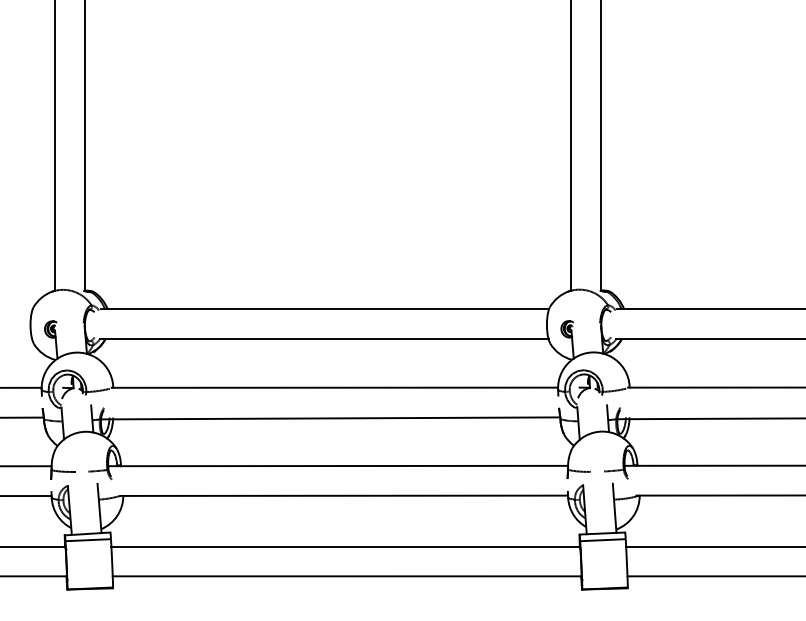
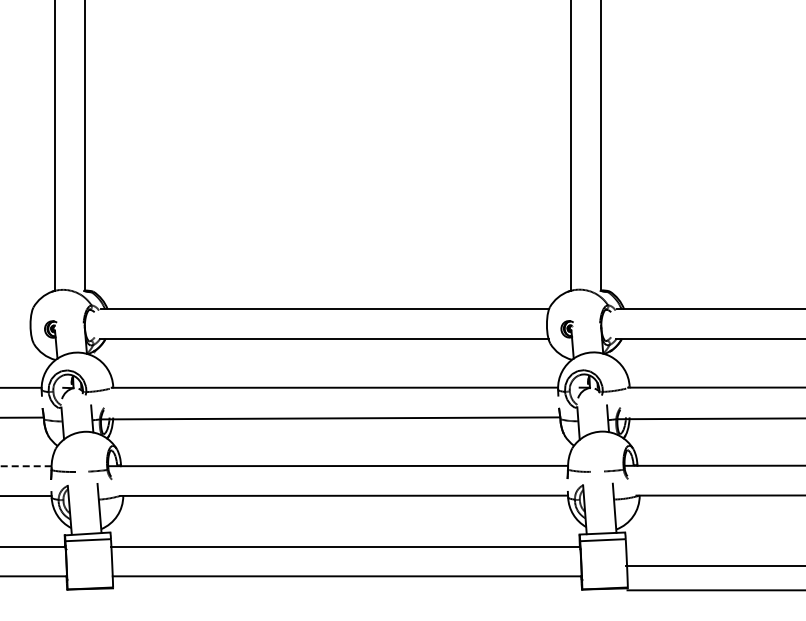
line: solid -> dashed (25, 466)
line position: (714, 546) -> (714, 565) (714, 565)
line position: (714, 576) -> (714, 590) (714, 590)
